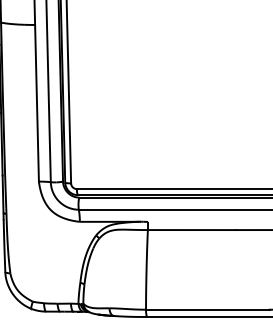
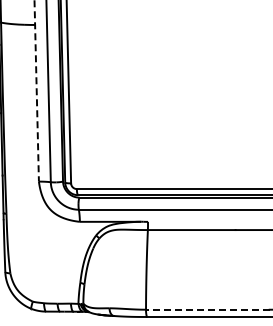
line: solid -> dashed (36, 90)
line: solid -> dashed (207, 309)
